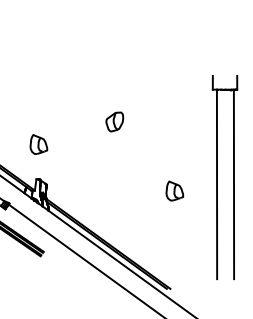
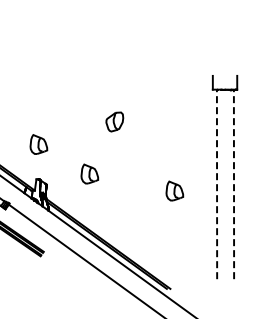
part: none -> present (89, 173)
line: solid -> dashed (217, 184)
line: solid -> dashed (234, 184)
